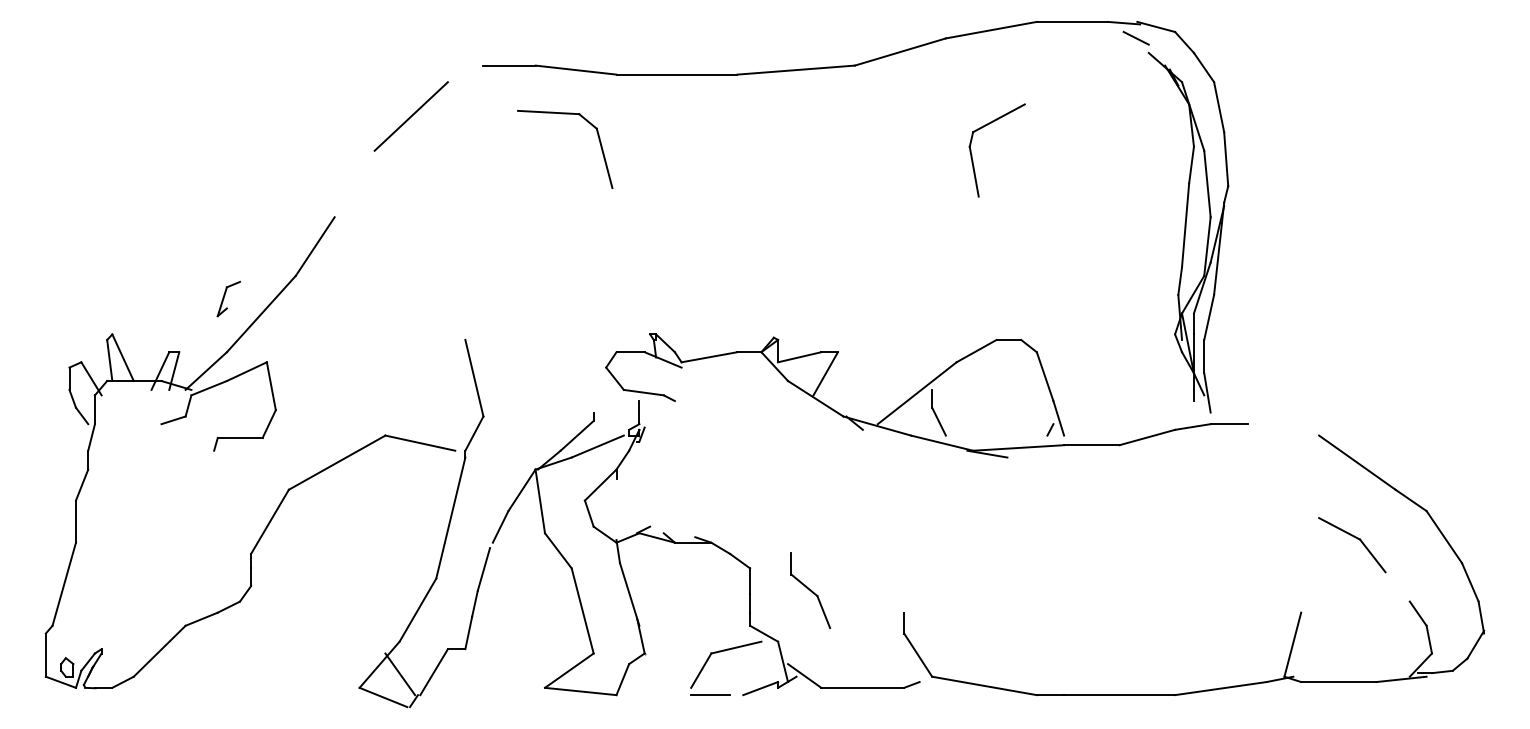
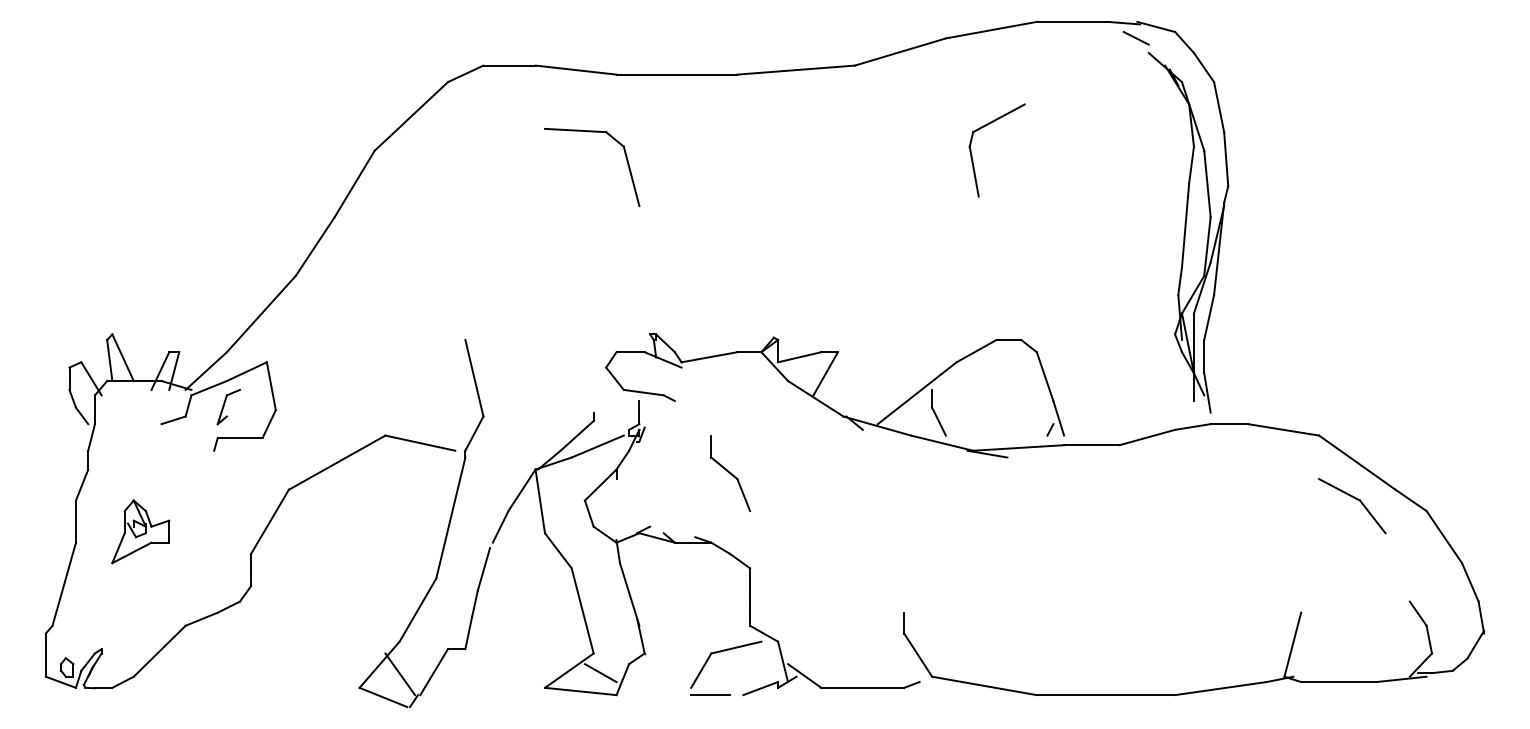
line: none -> present (465, 73)
part position: (598, 139) -> (625, 157) (625, 157)
line: none -> present (354, 183)
part position: (228, 298) -> (228, 406) (228, 406)
line: none -> present (1283, 429)
part: none -> present (140, 531)
part position: (1355, 538) -> (1355, 499) (1355, 499)
part position: (810, 590) -> (730, 473) (730, 473)
line: none -> present (600, 673)
